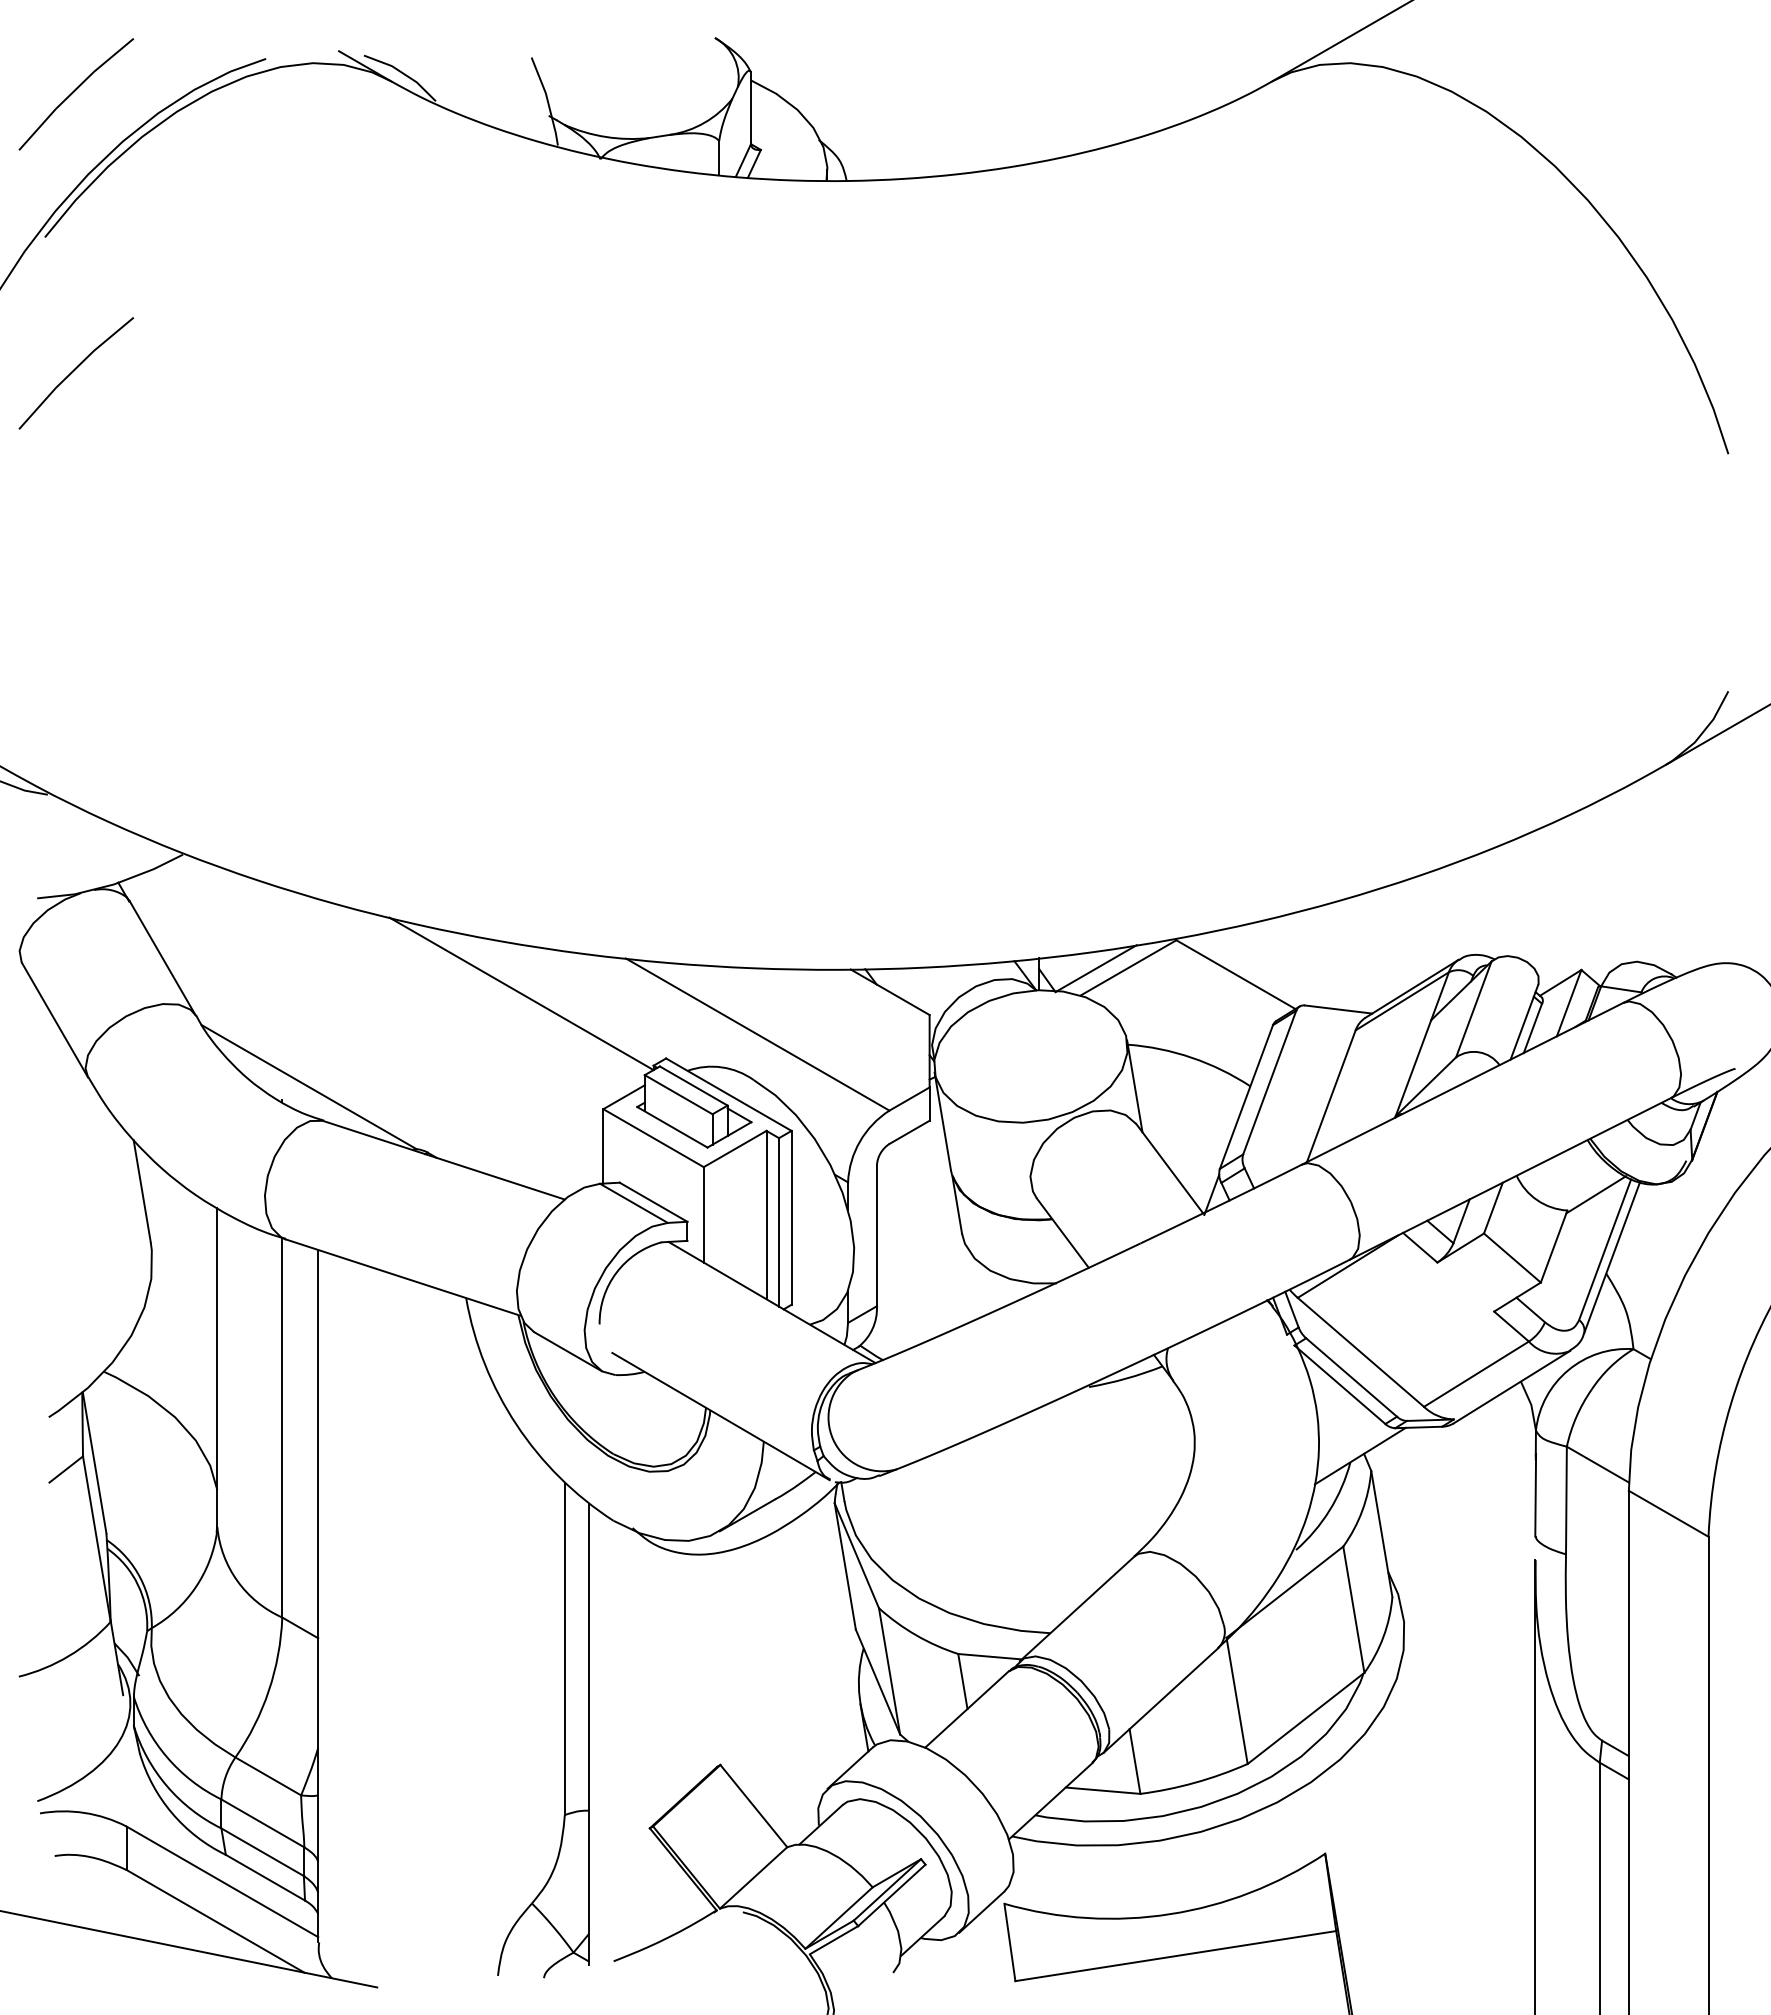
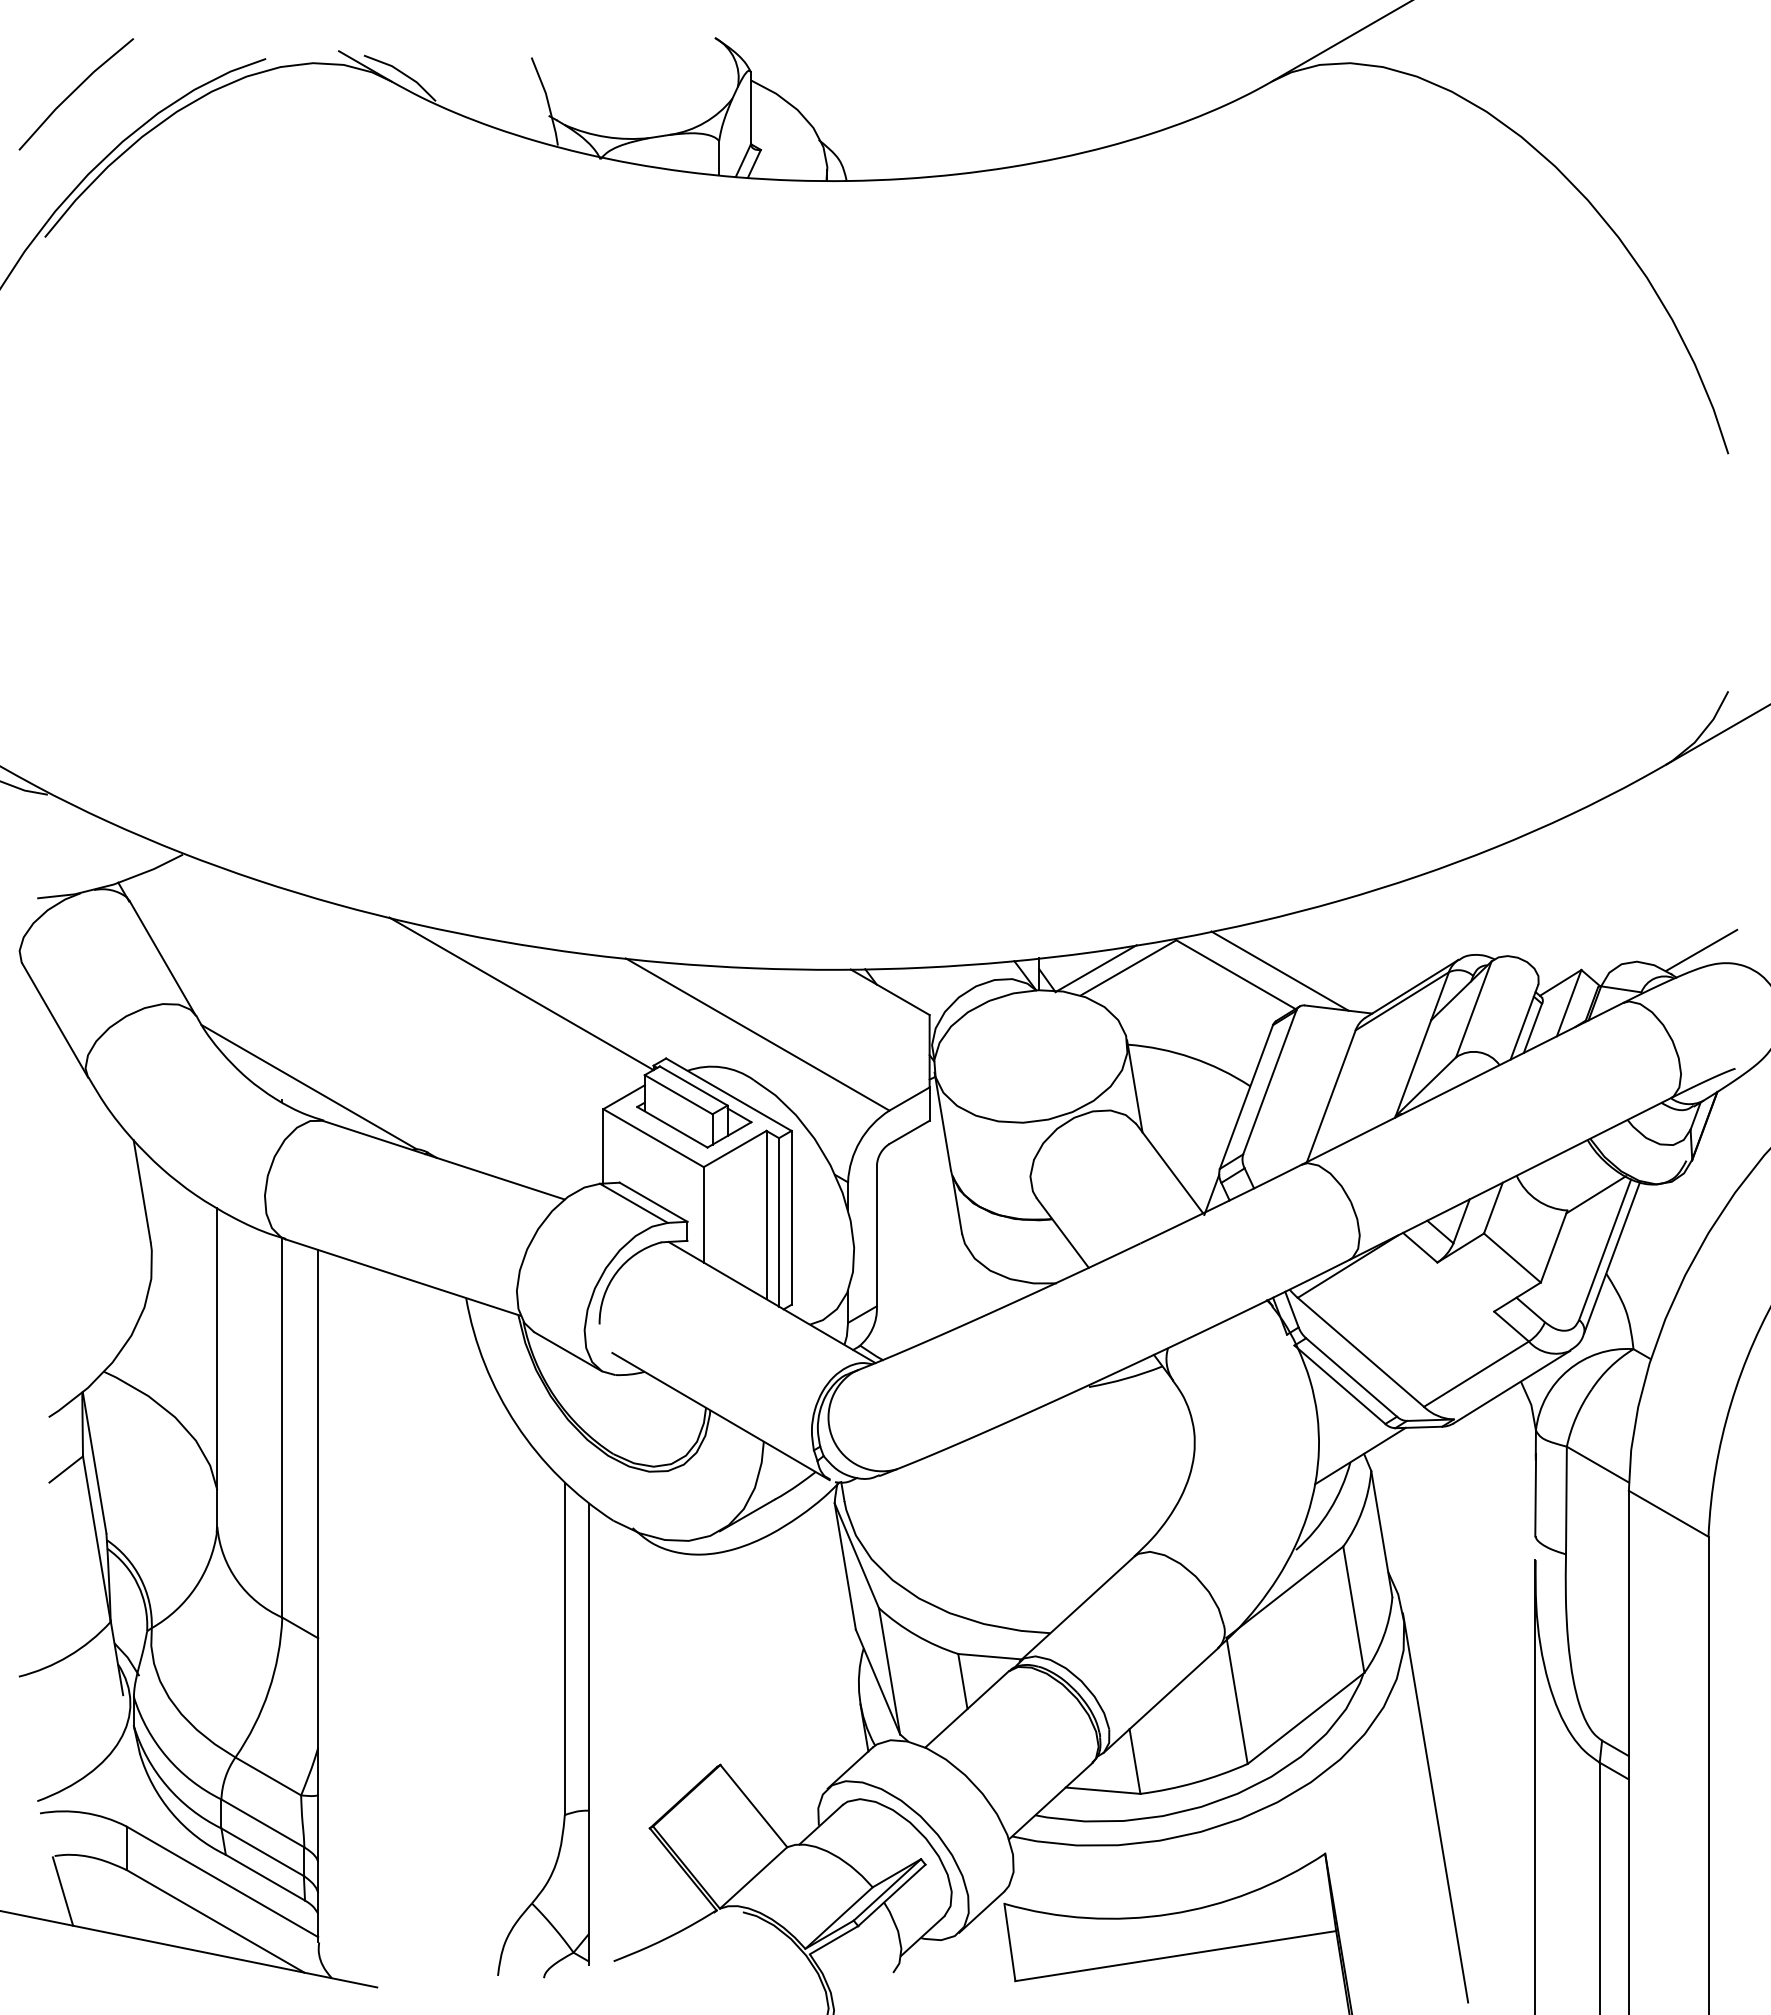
line: present -> none (74, 371)
line: none -> present (1701, 949)
line: none -> present (1279, 970)
line: none -> present (1435, 1807)
line: none -> present (62, 1891)
